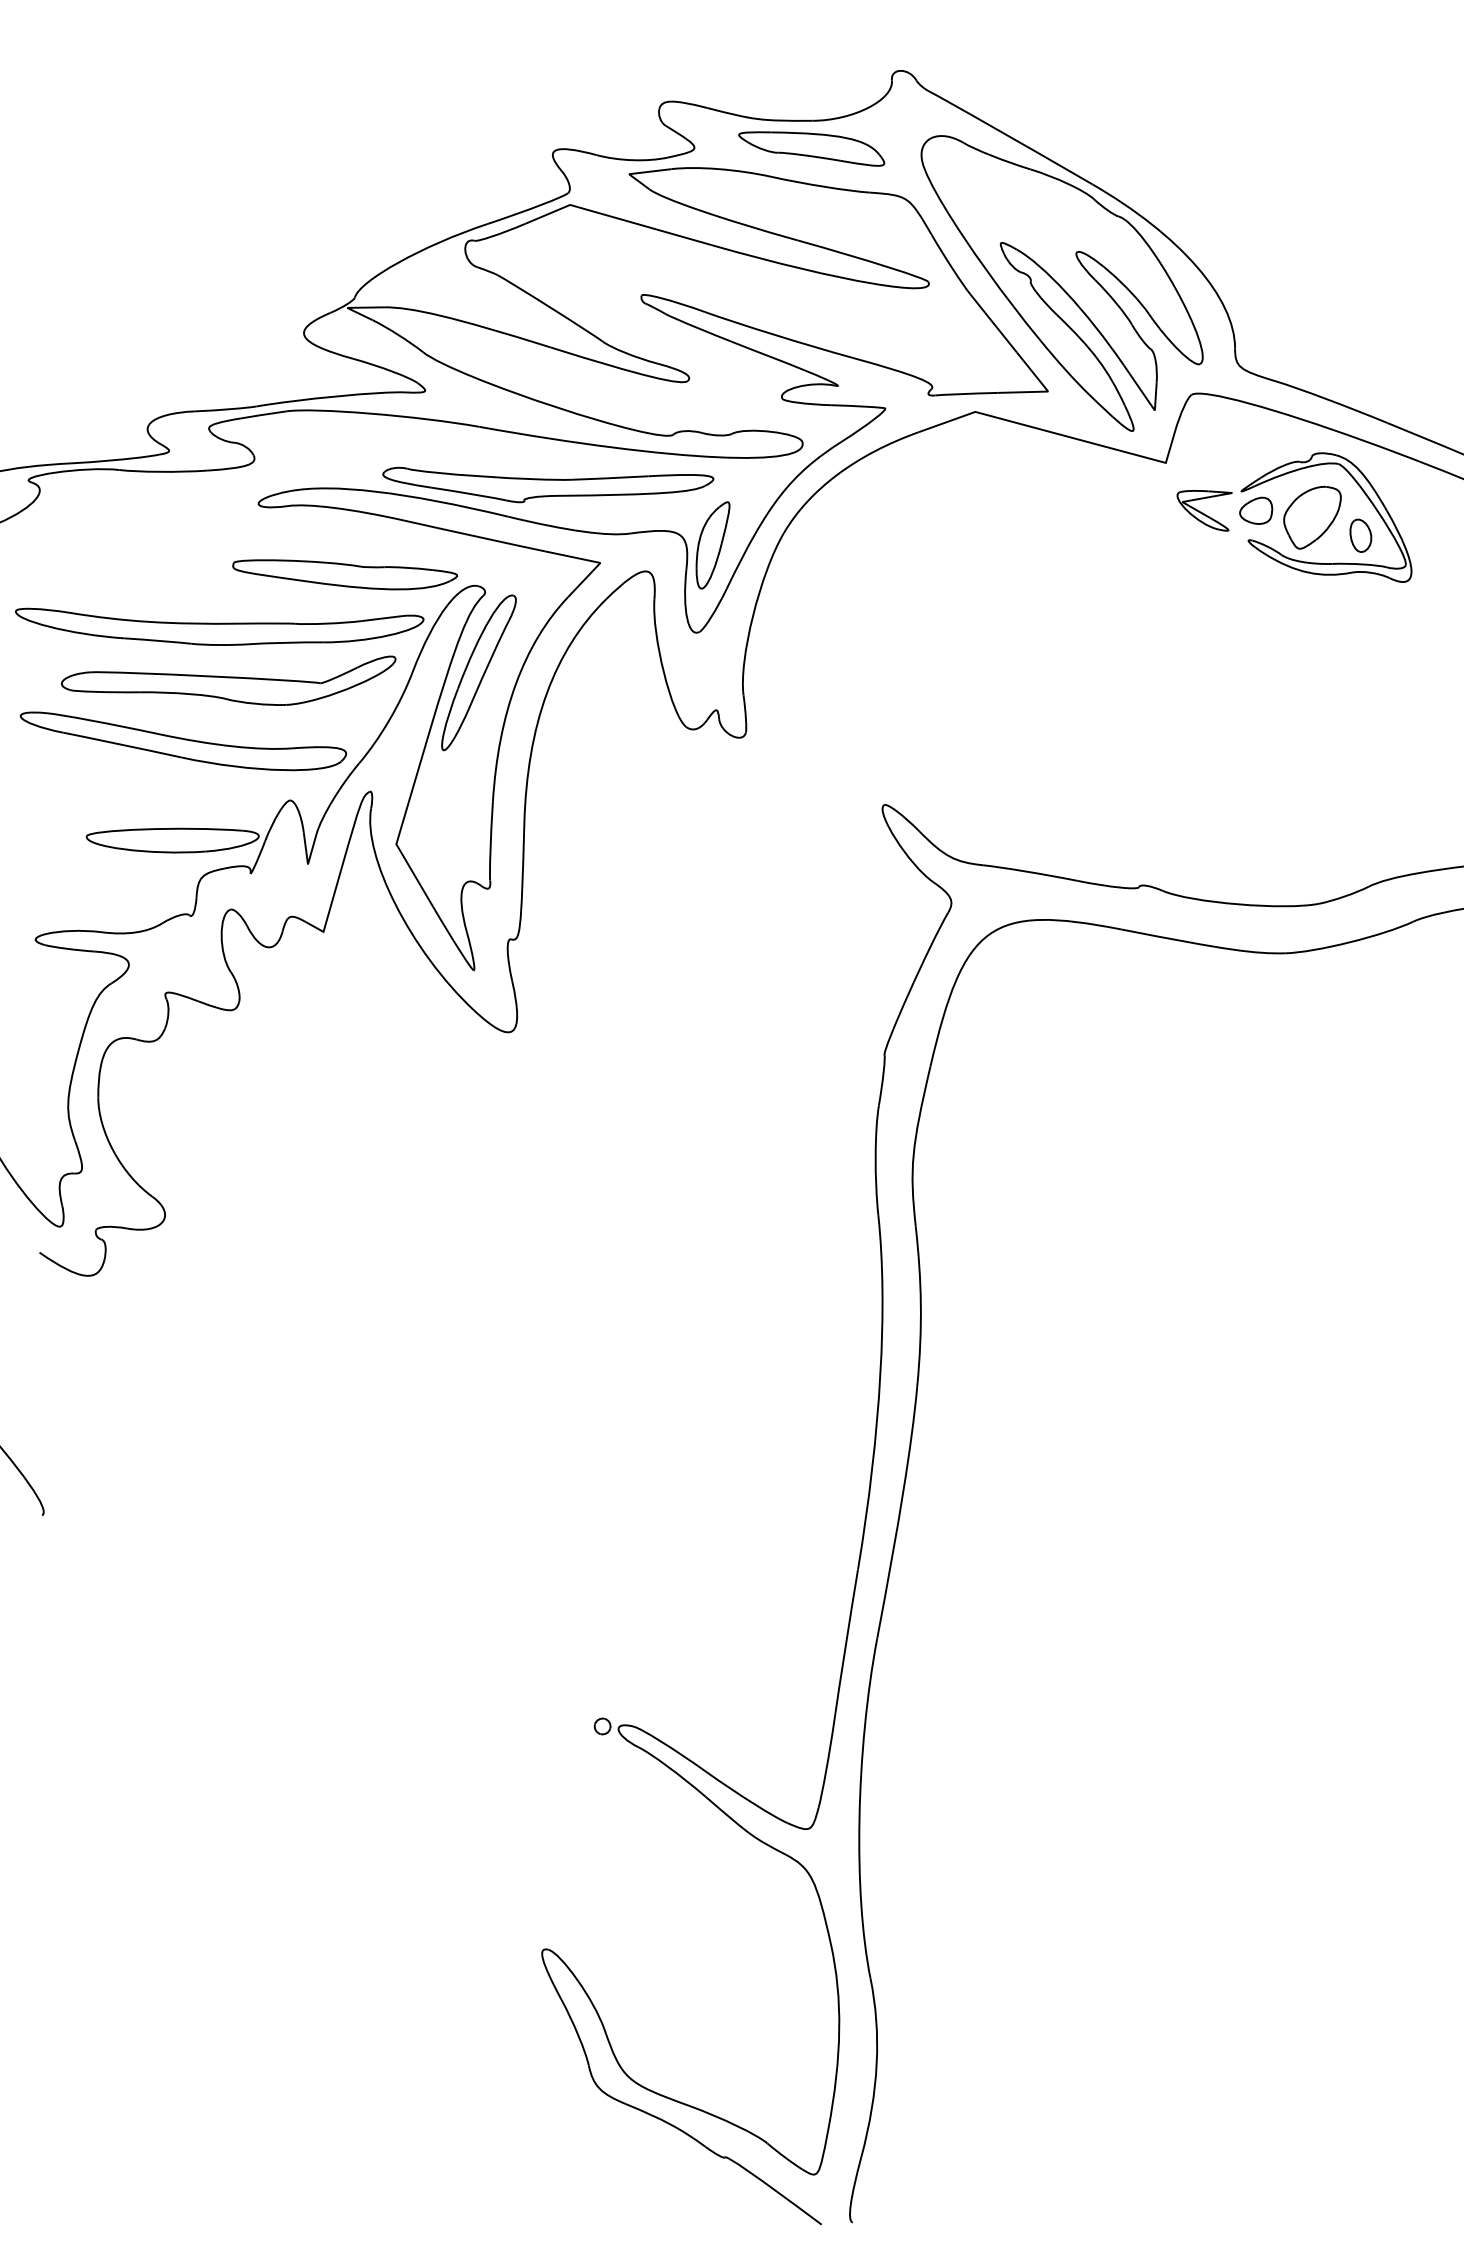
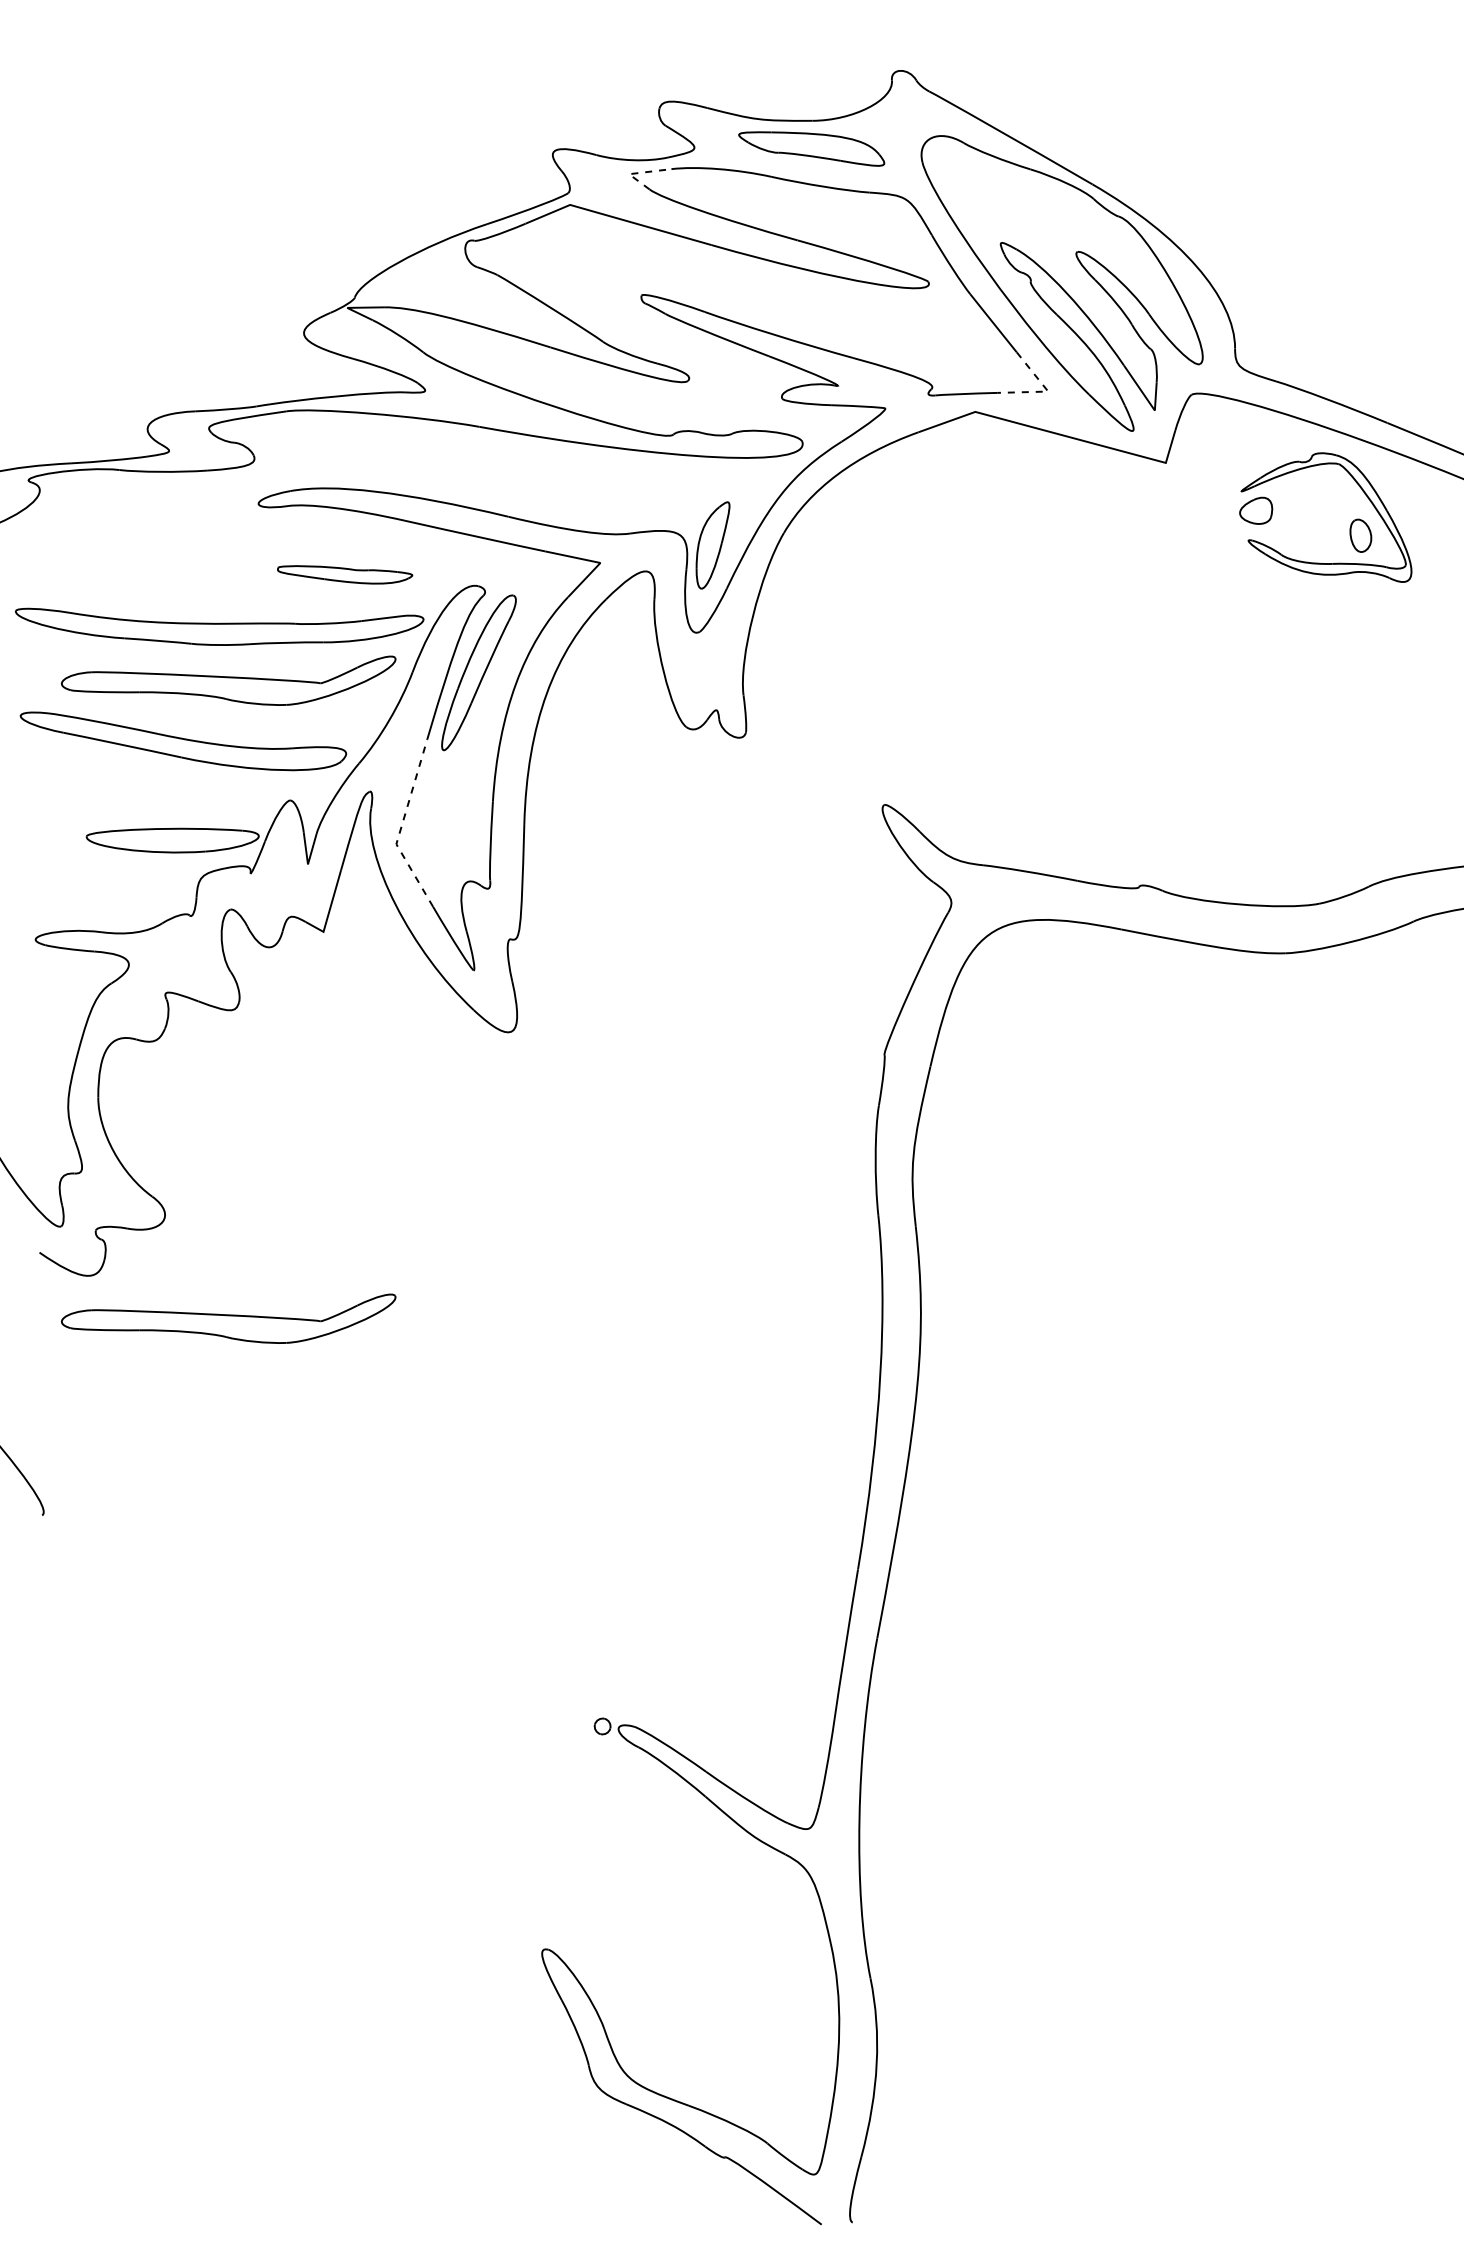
line: solid -> dashed (636, 173)
line: solid -> dashed (1048, 391)
part: present -> none (548, 484)
part: present -> none (1204, 510)
part: present -> none (1312, 517)
part size: 226x32 px -> 137x20 px (345, 574)
line: solid -> dashed (401, 827)
part: none -> present (228, 1318)
